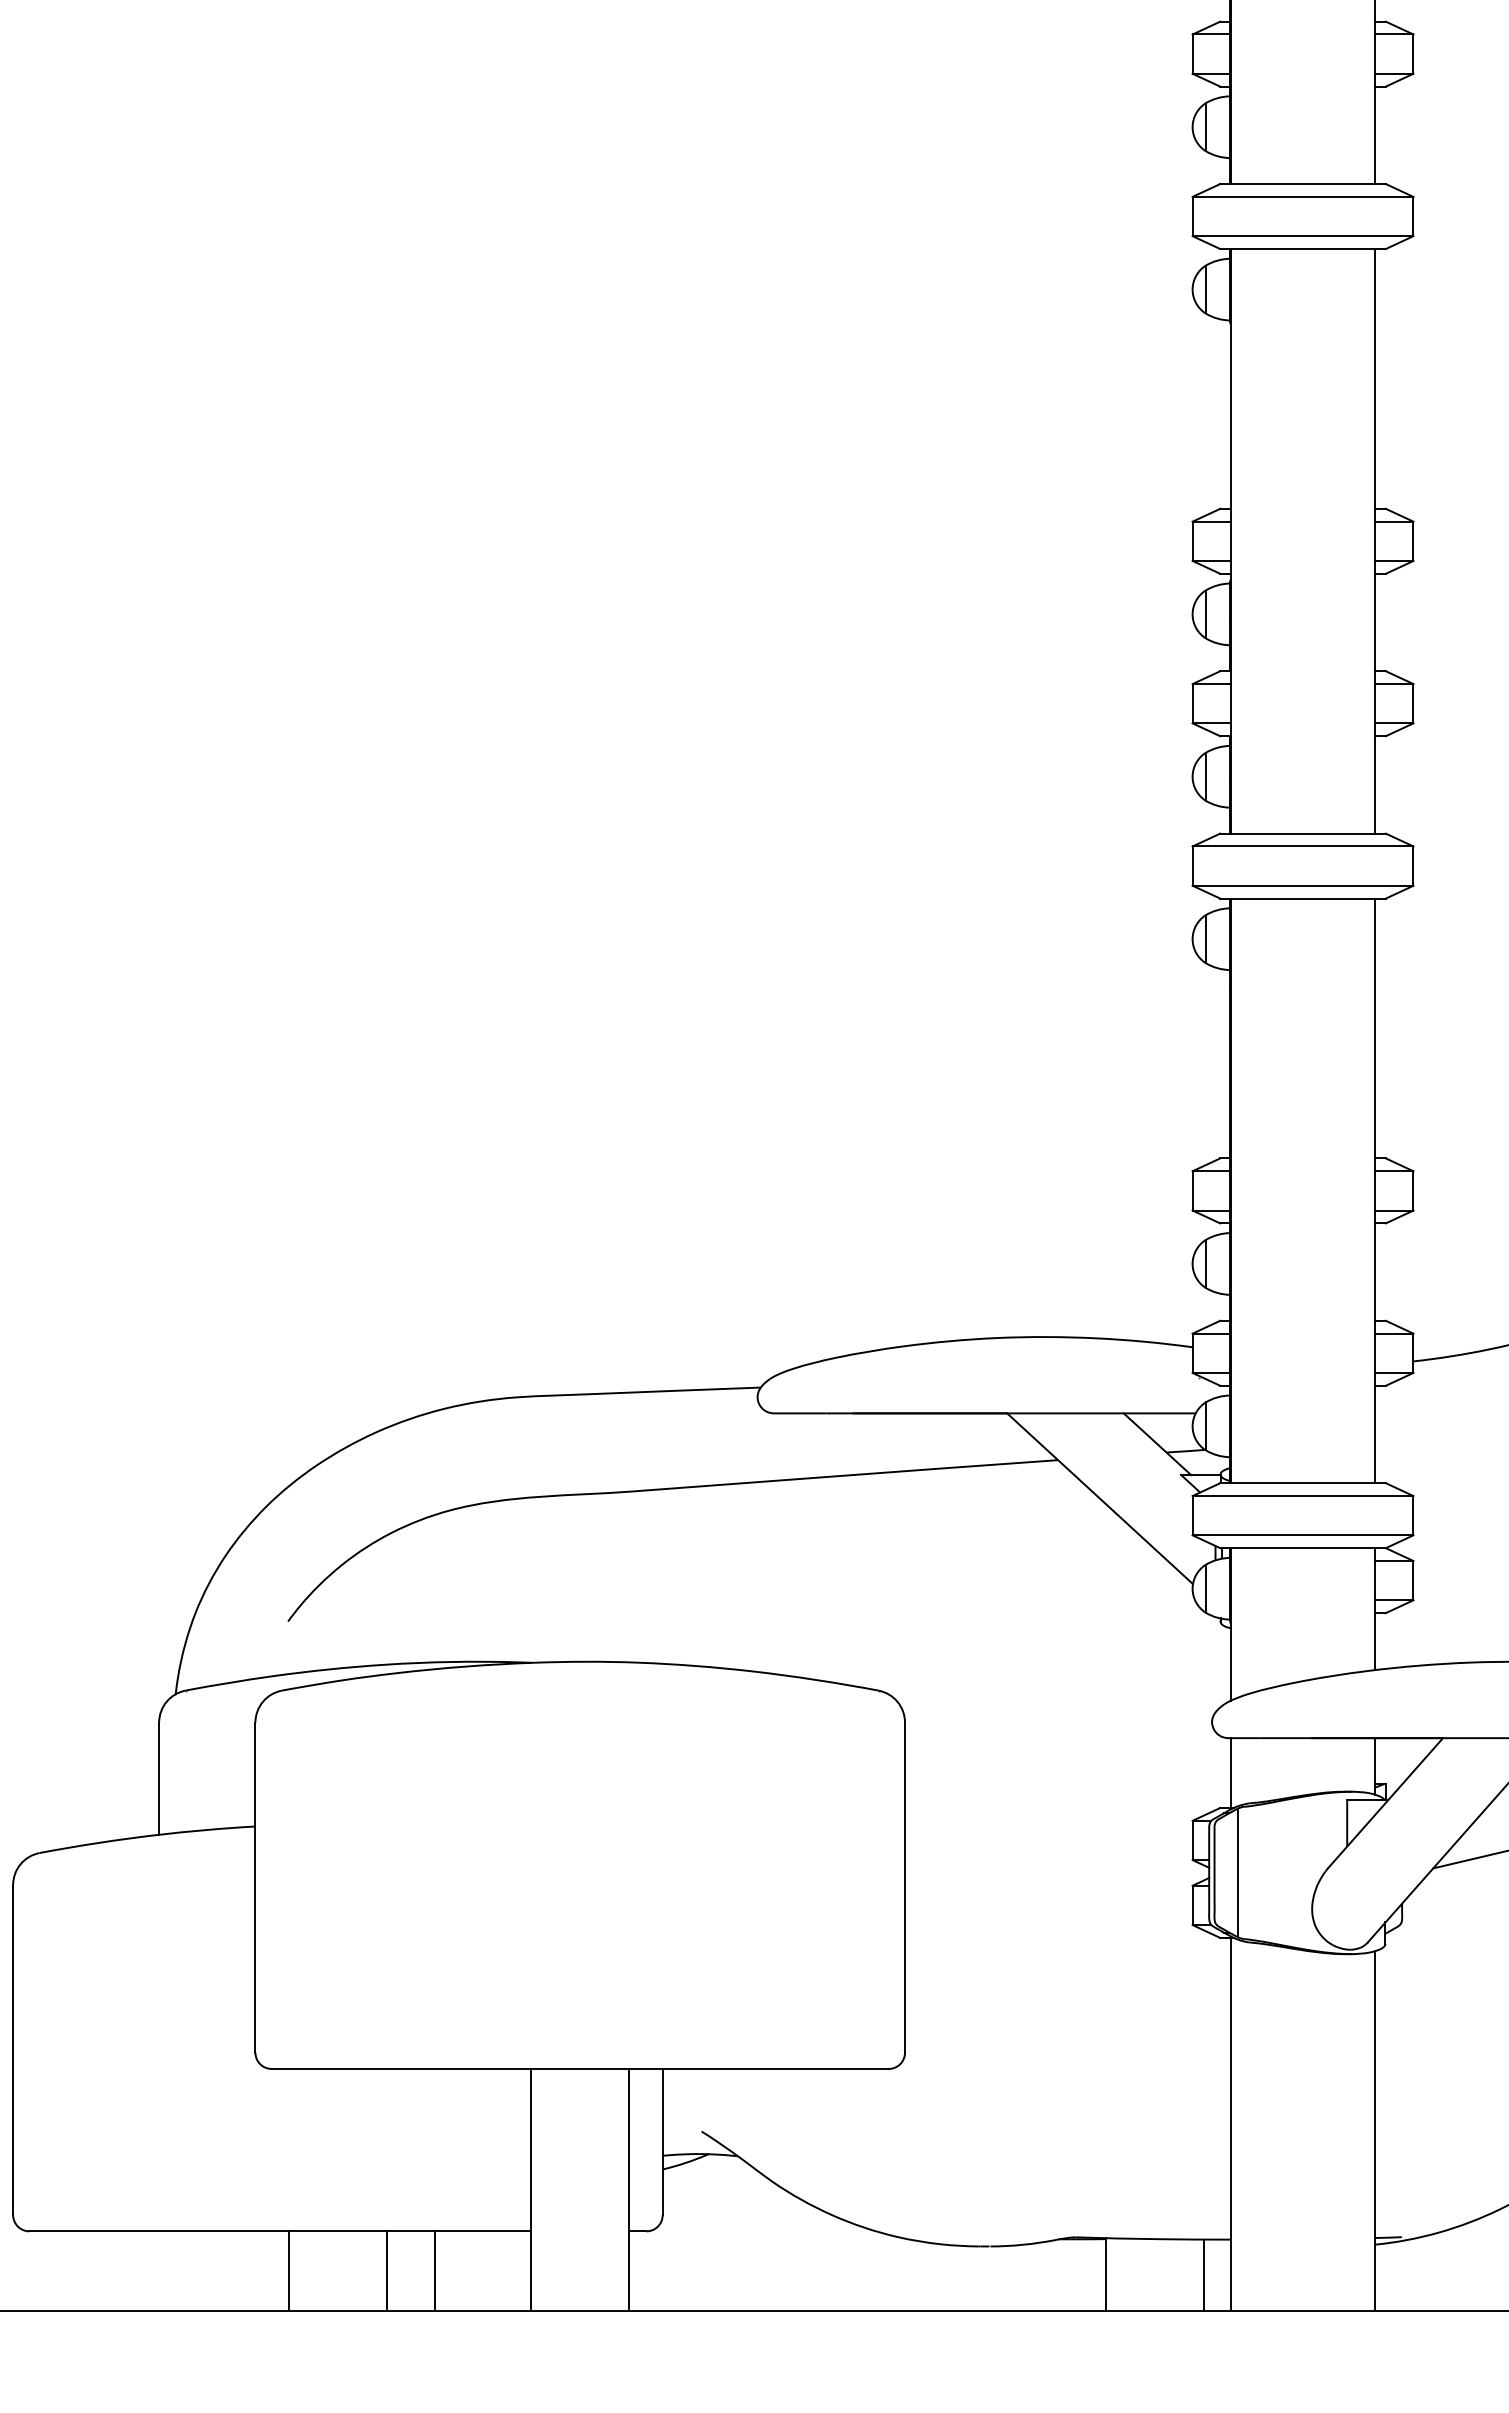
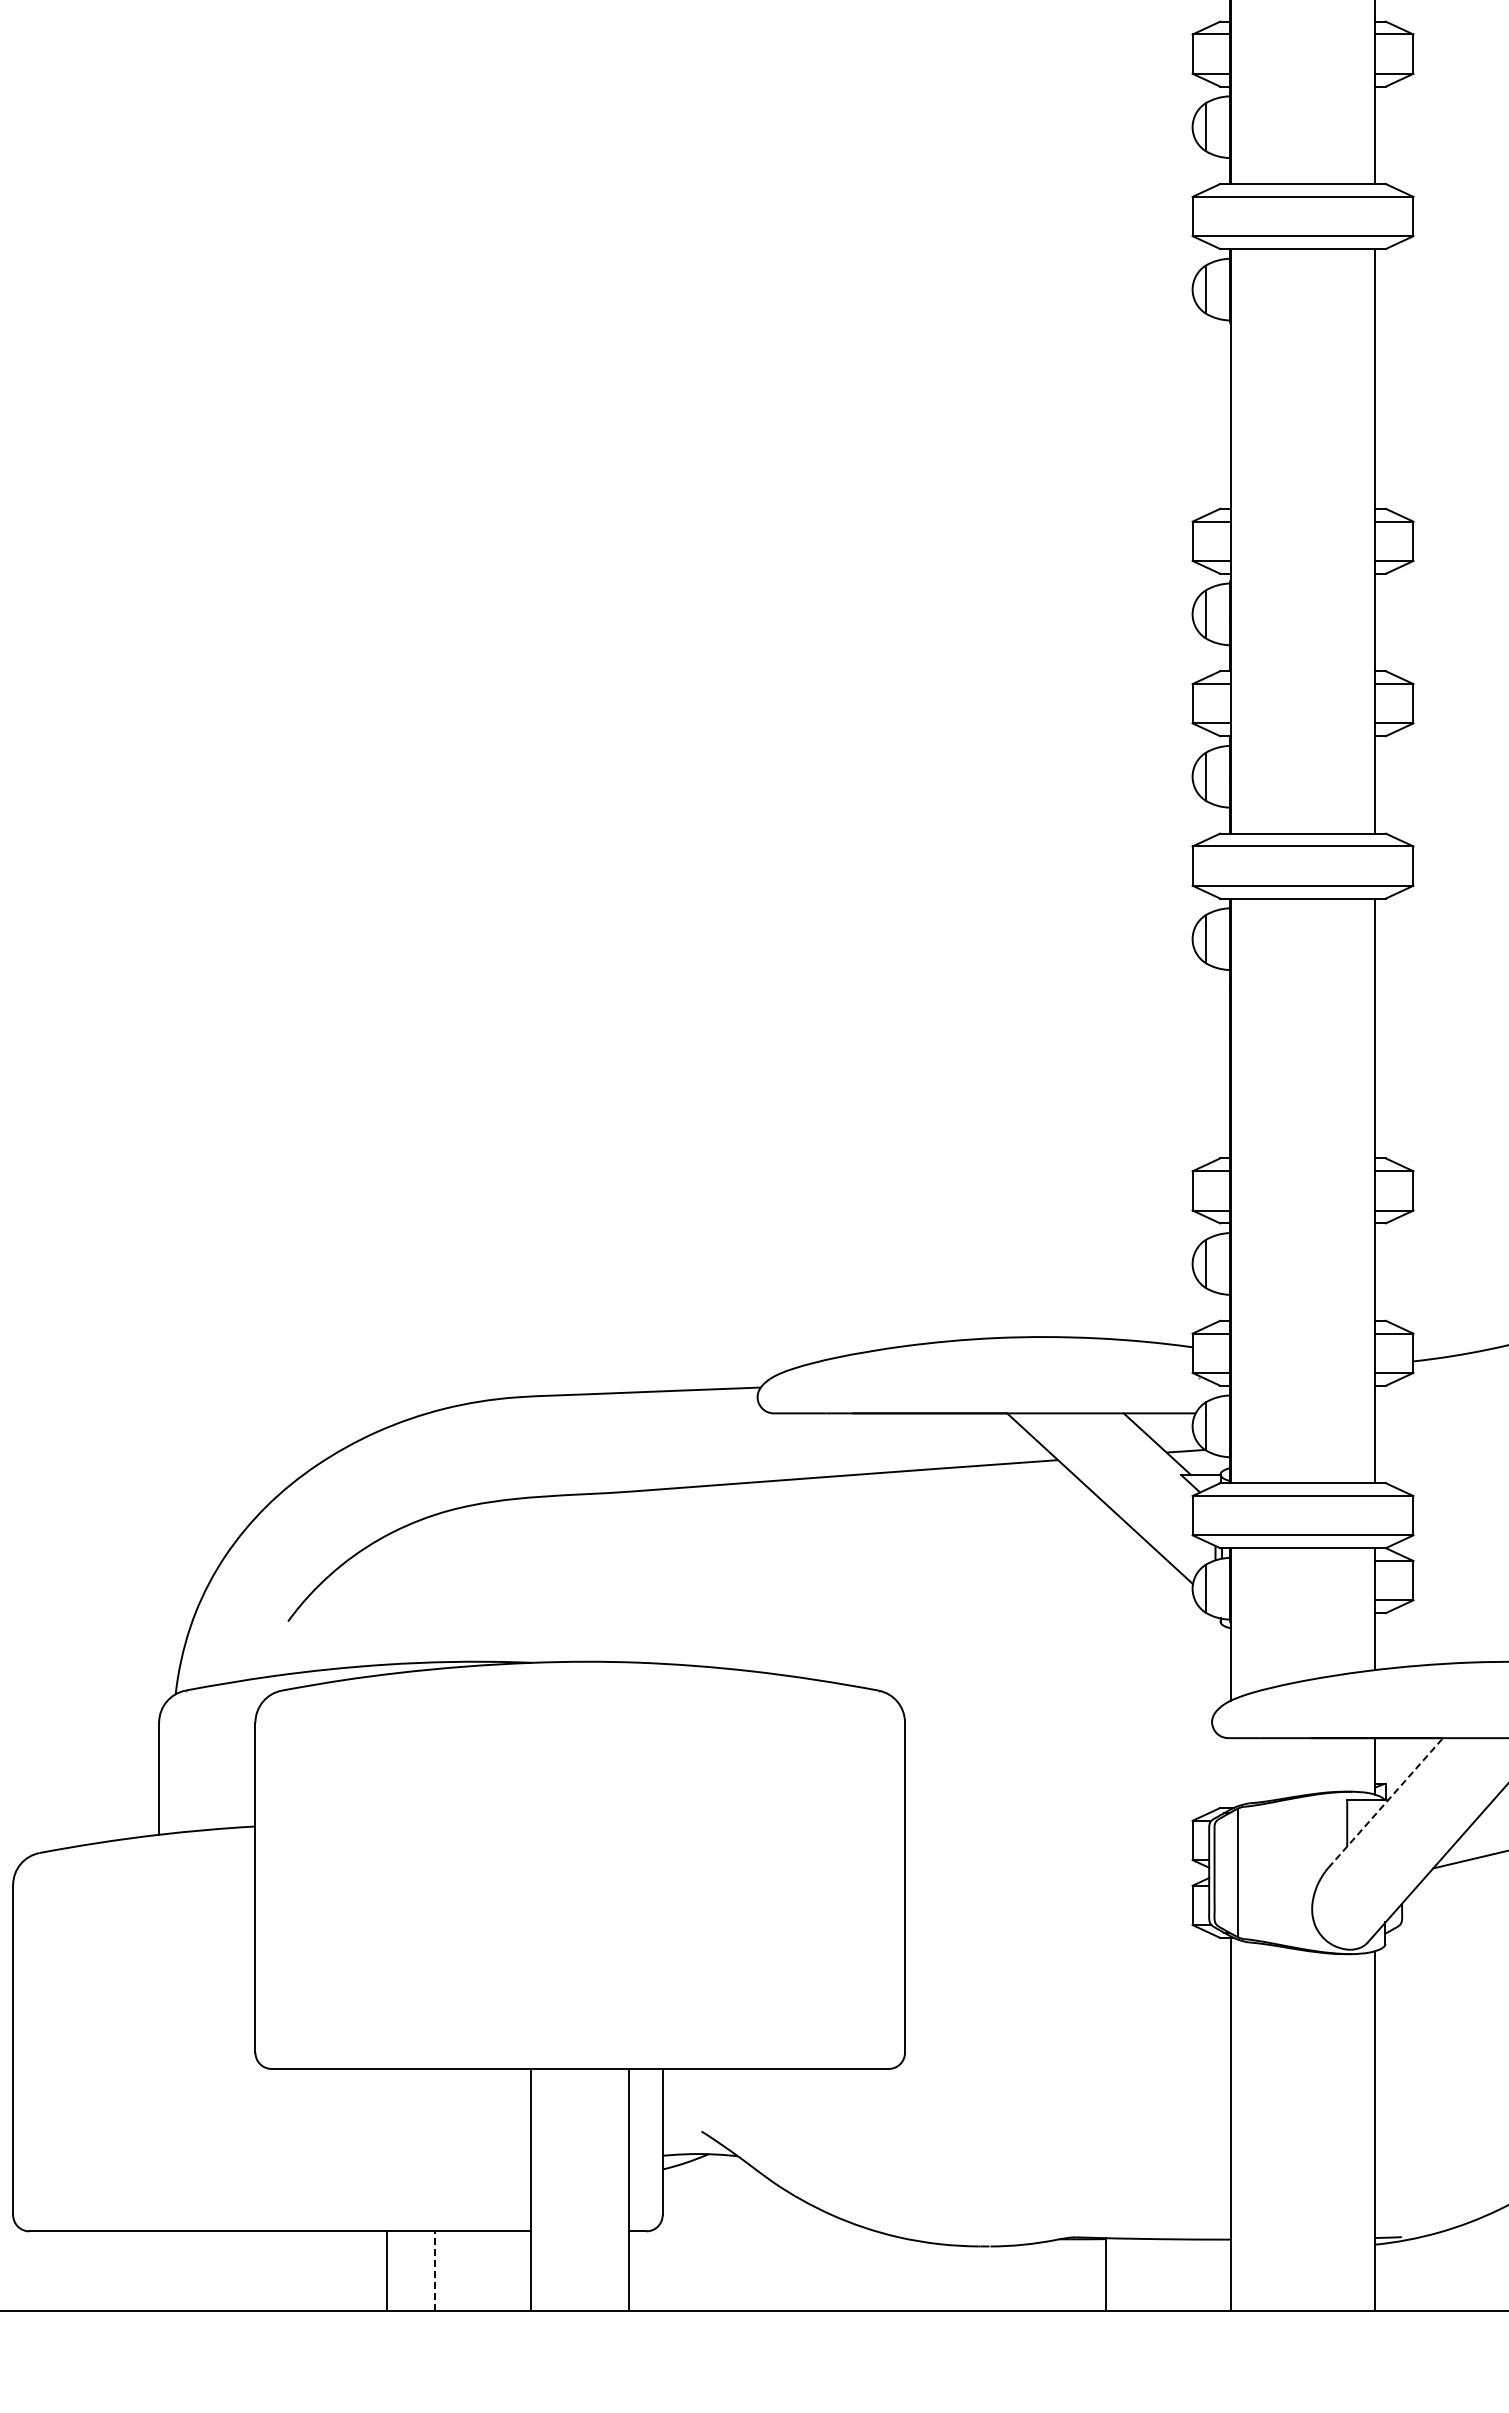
line: present -> none (1230, 1772)
line: solid -> dashed (1385, 1803)
line: solid -> dashed (434, 2270)
line: present -> none (288, 2271)
line: present -> none (1203, 2275)
